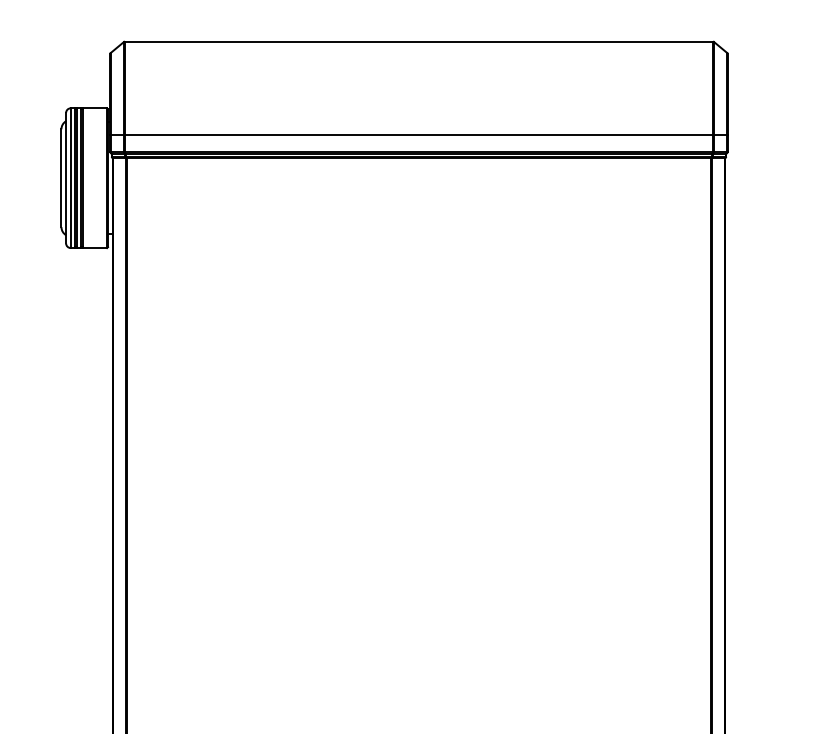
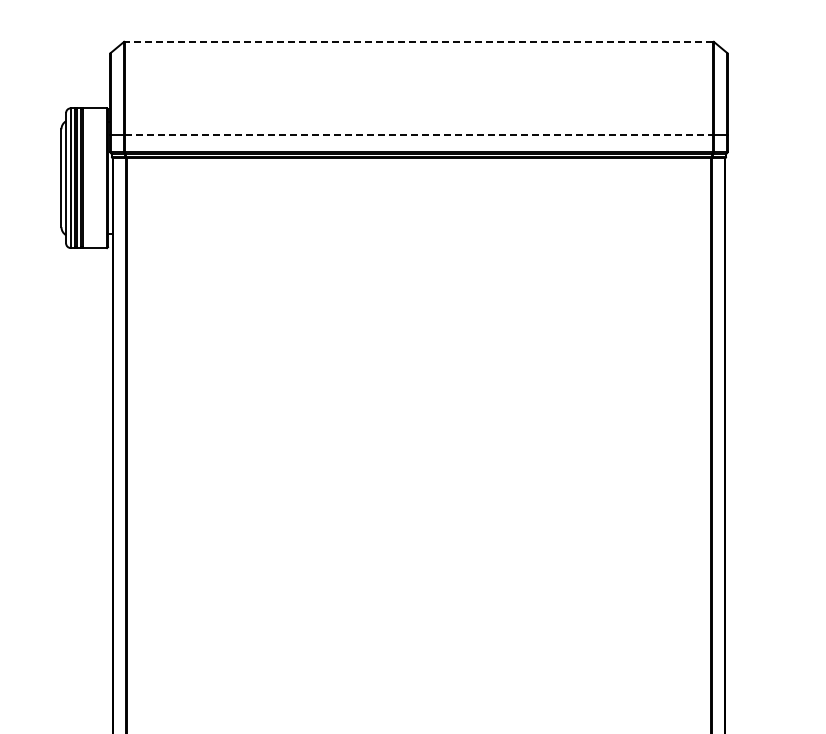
line: solid -> dashed (418, 41)
line: solid -> dashed (419, 134)
